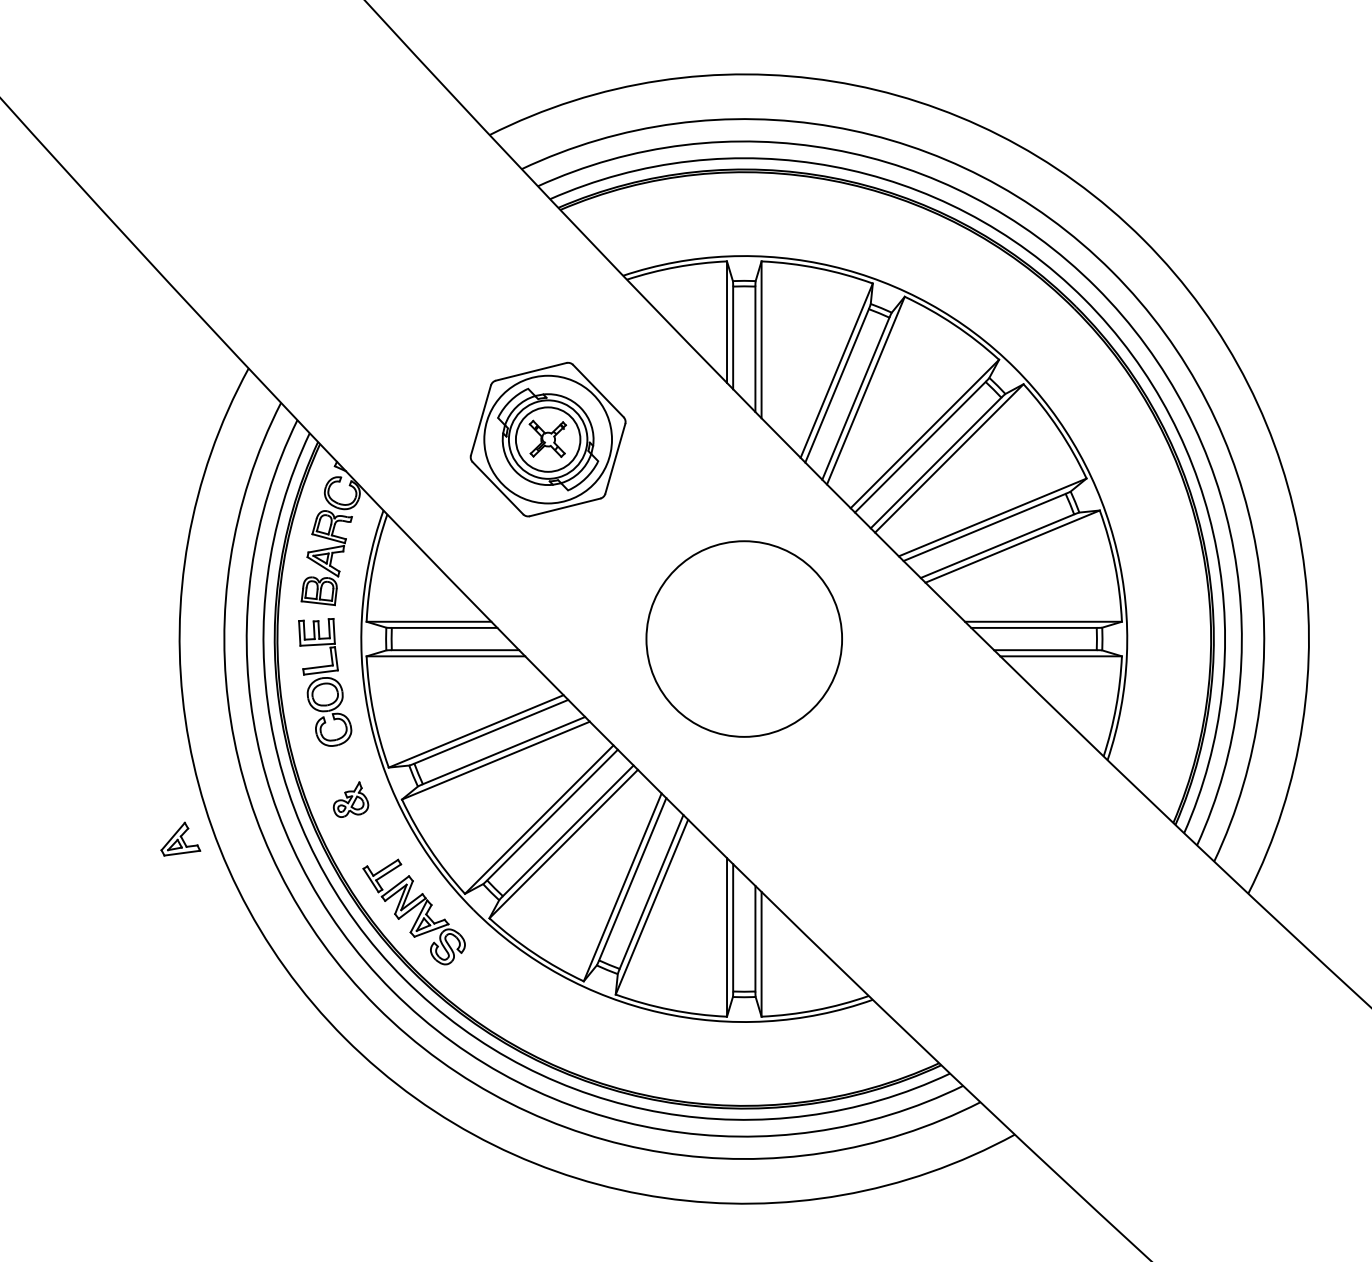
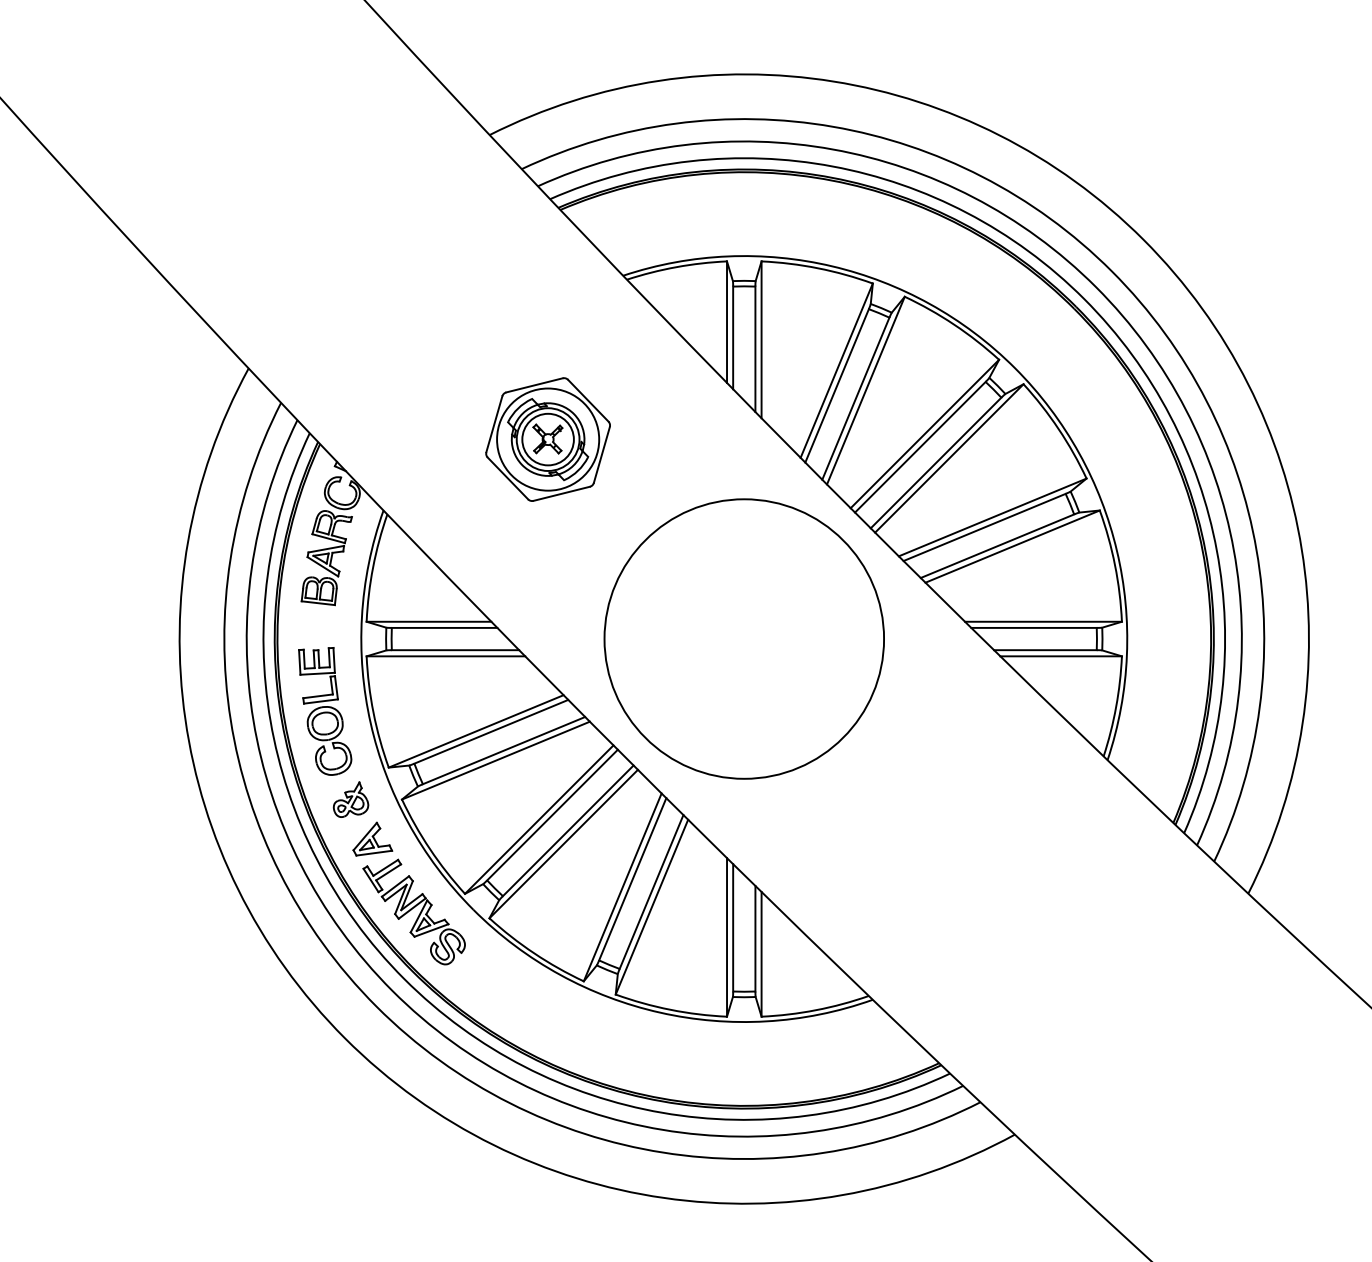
part size: 158x157 px -> 126x125 px (547, 439)
circle diameter: 196 px -> 280 px (744, 638)
part position: (325, 682) -> (325, 711) (325, 711)
part position: (180, 838) -> (372, 838) (372, 838)
